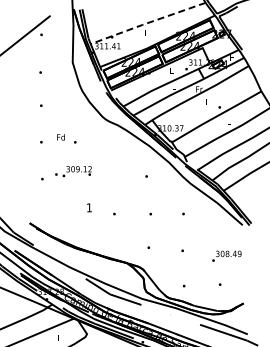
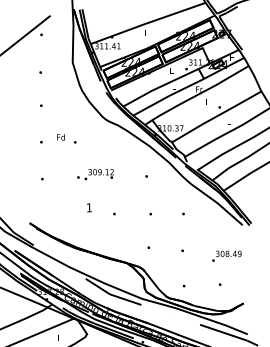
line: dashed -> solid (147, 23)
text position: (73, 171) -> (95, 174) (95, 174)
